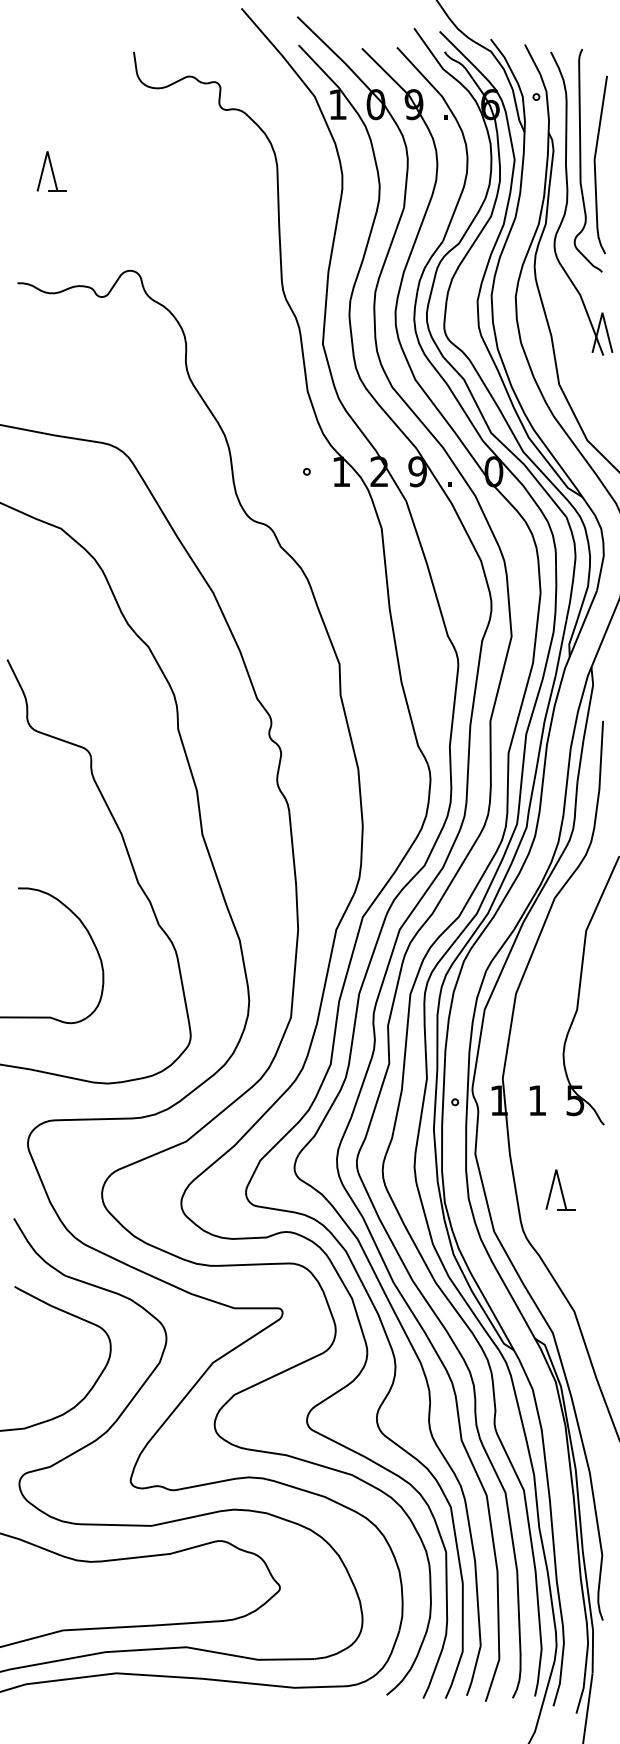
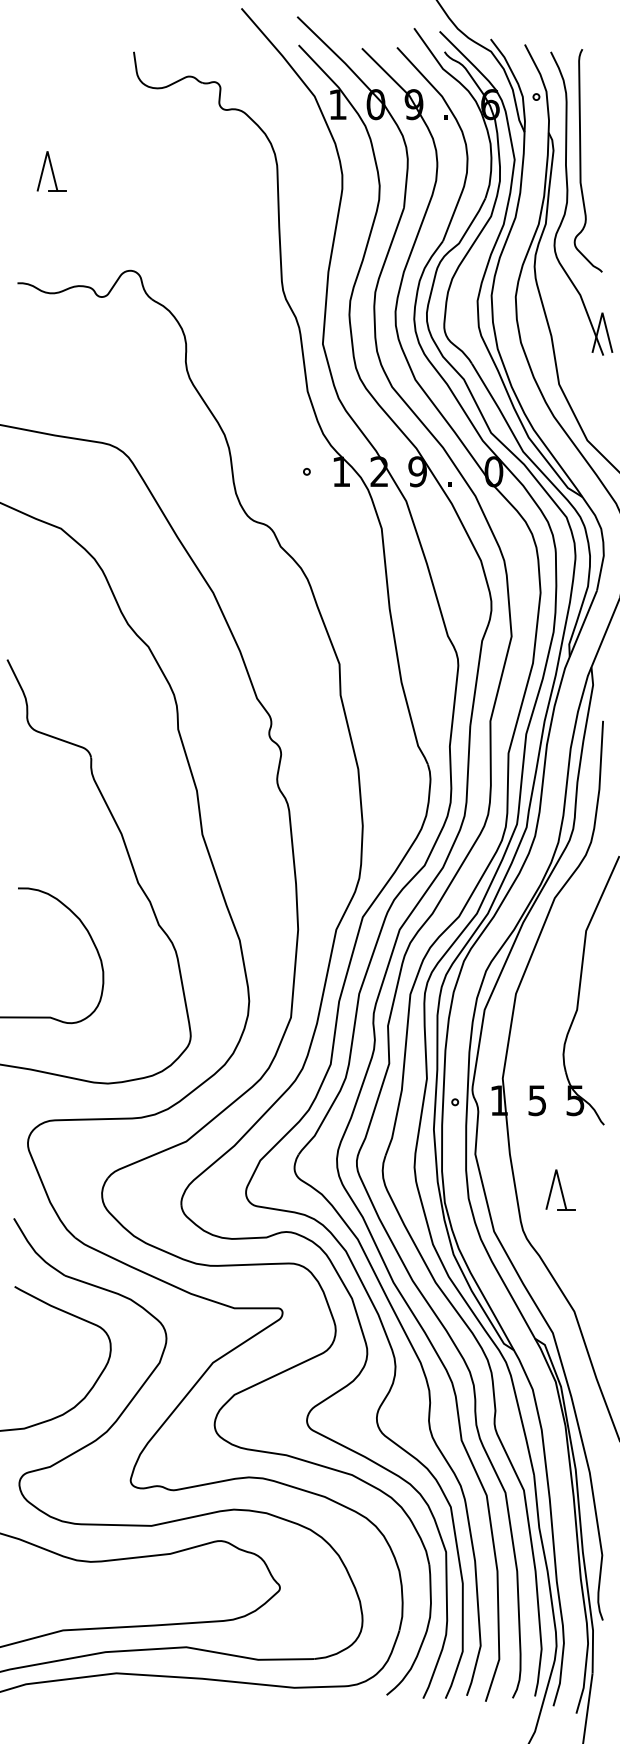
curve: present -> none (595, 164)
text: 1 -> 5 (536, 1100)
